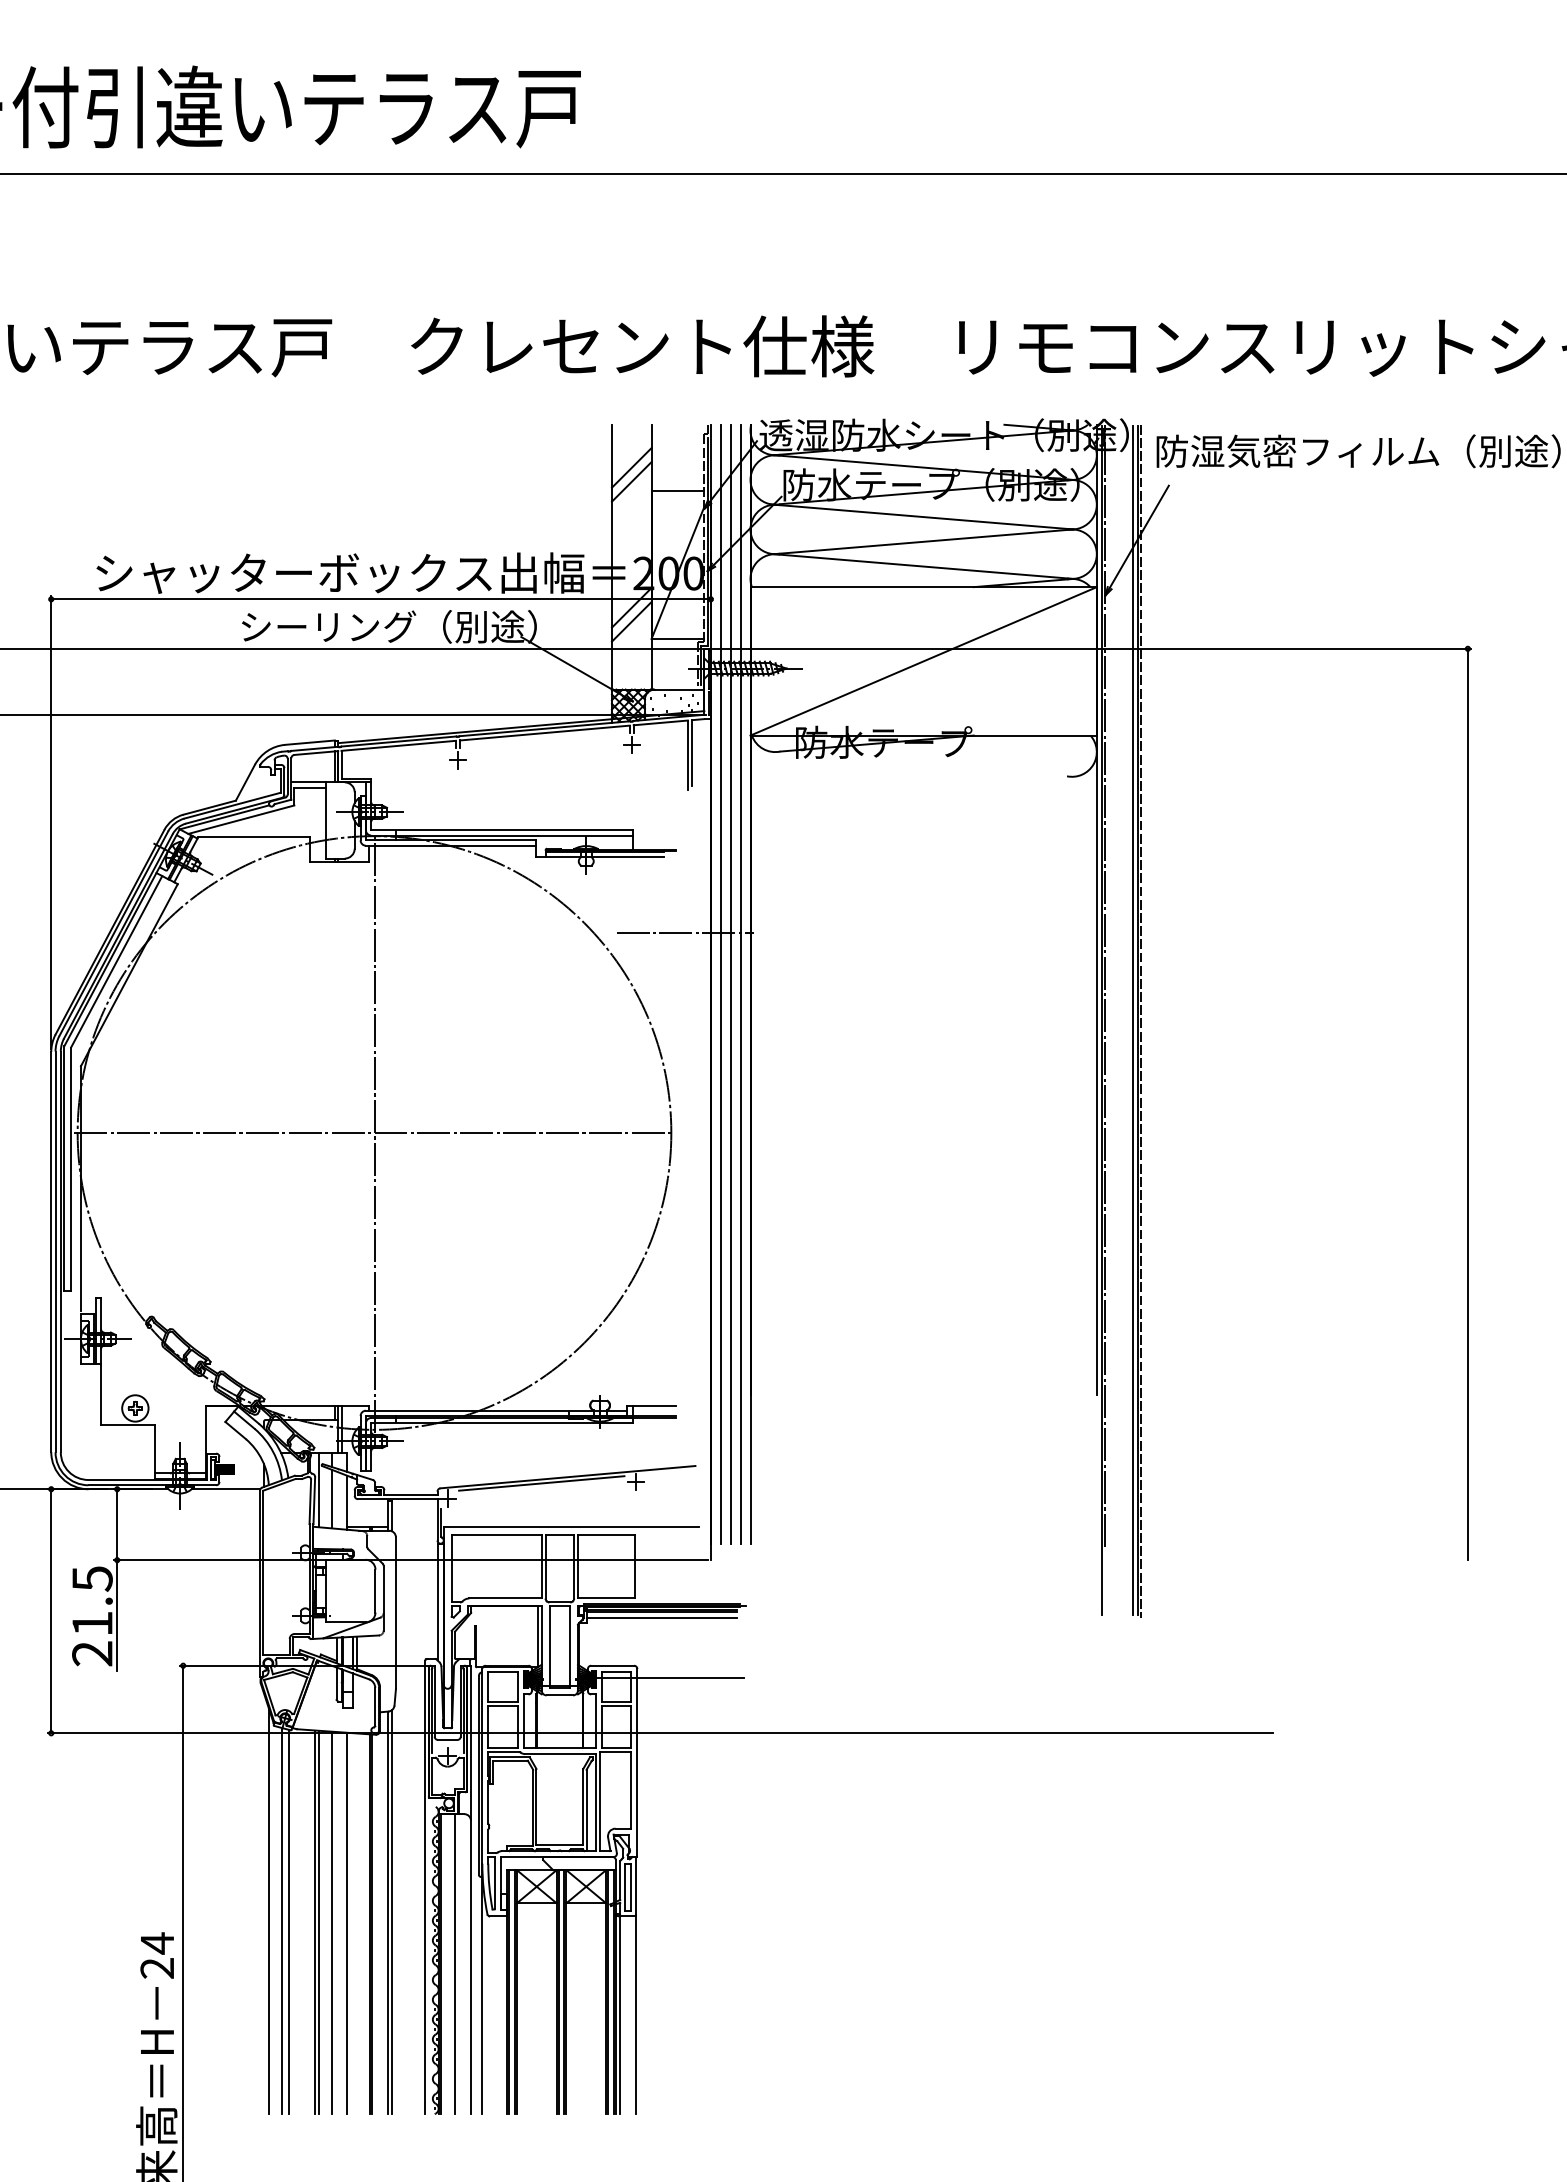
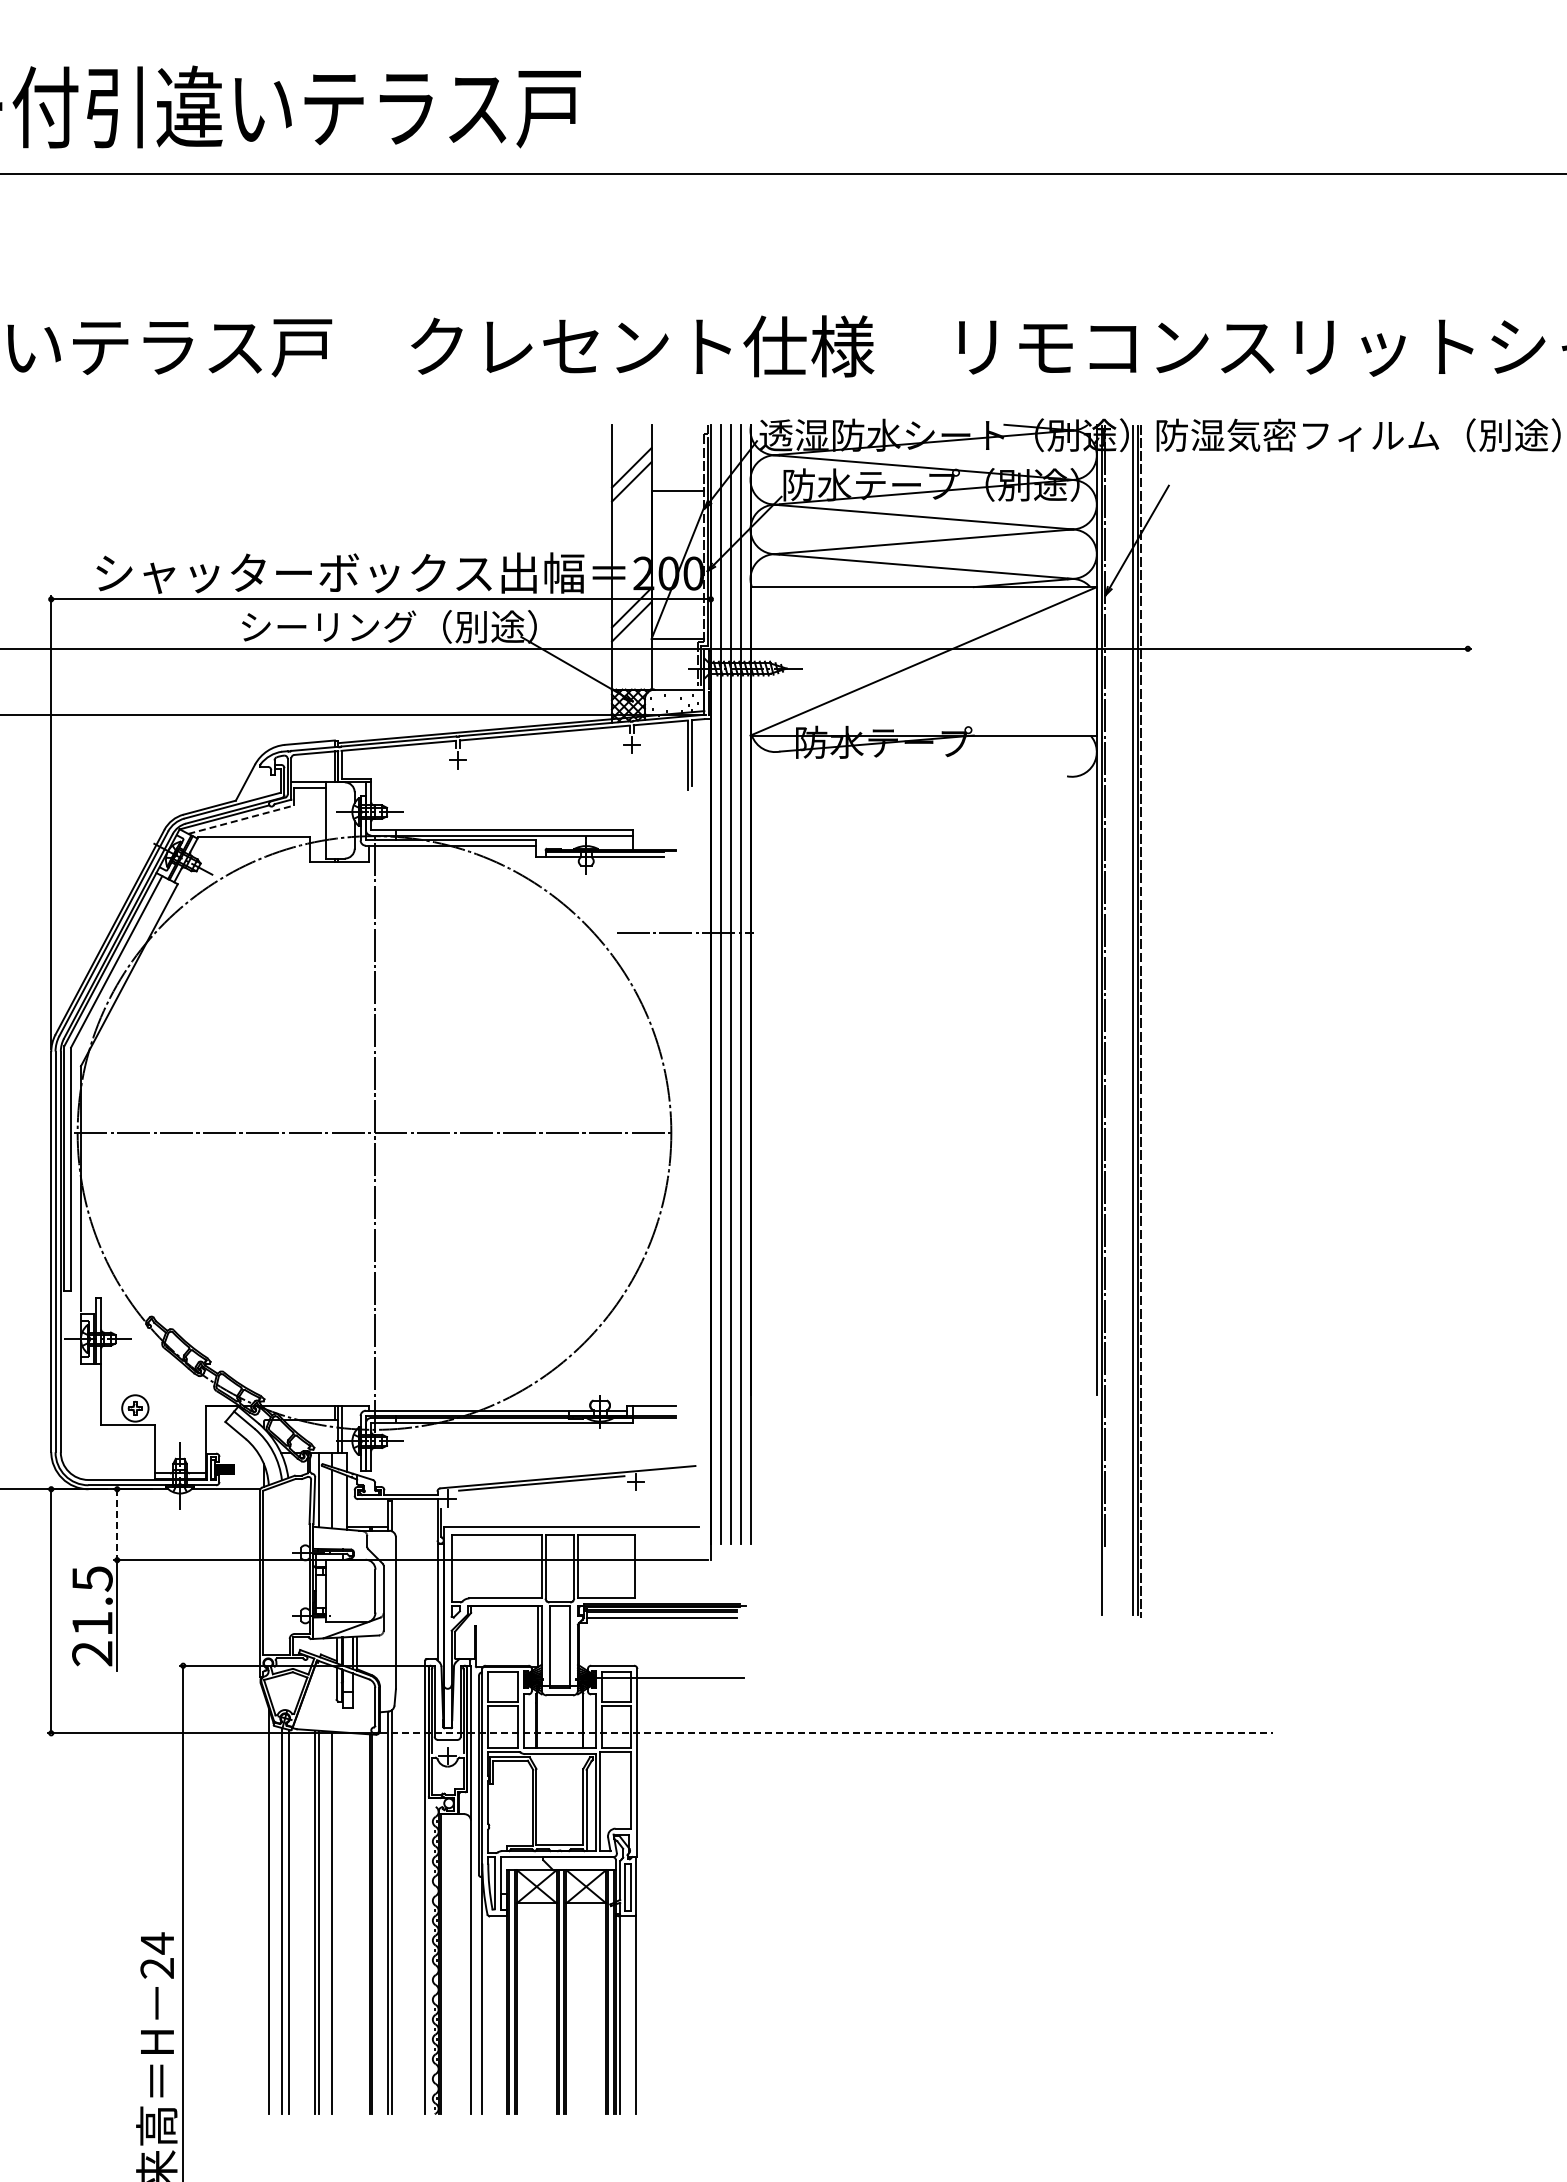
text position: (1358, 451) -> (1358, 435) (1358, 435)
line: solid -> dashed (241, 819)
line: present -> none (1467, 1104)
line: solid -> dashed (117, 1525)
line: solid -> dashed (826, 1733)
line: present -> none (347, 1923)
line: present -> none (455, 1964)
